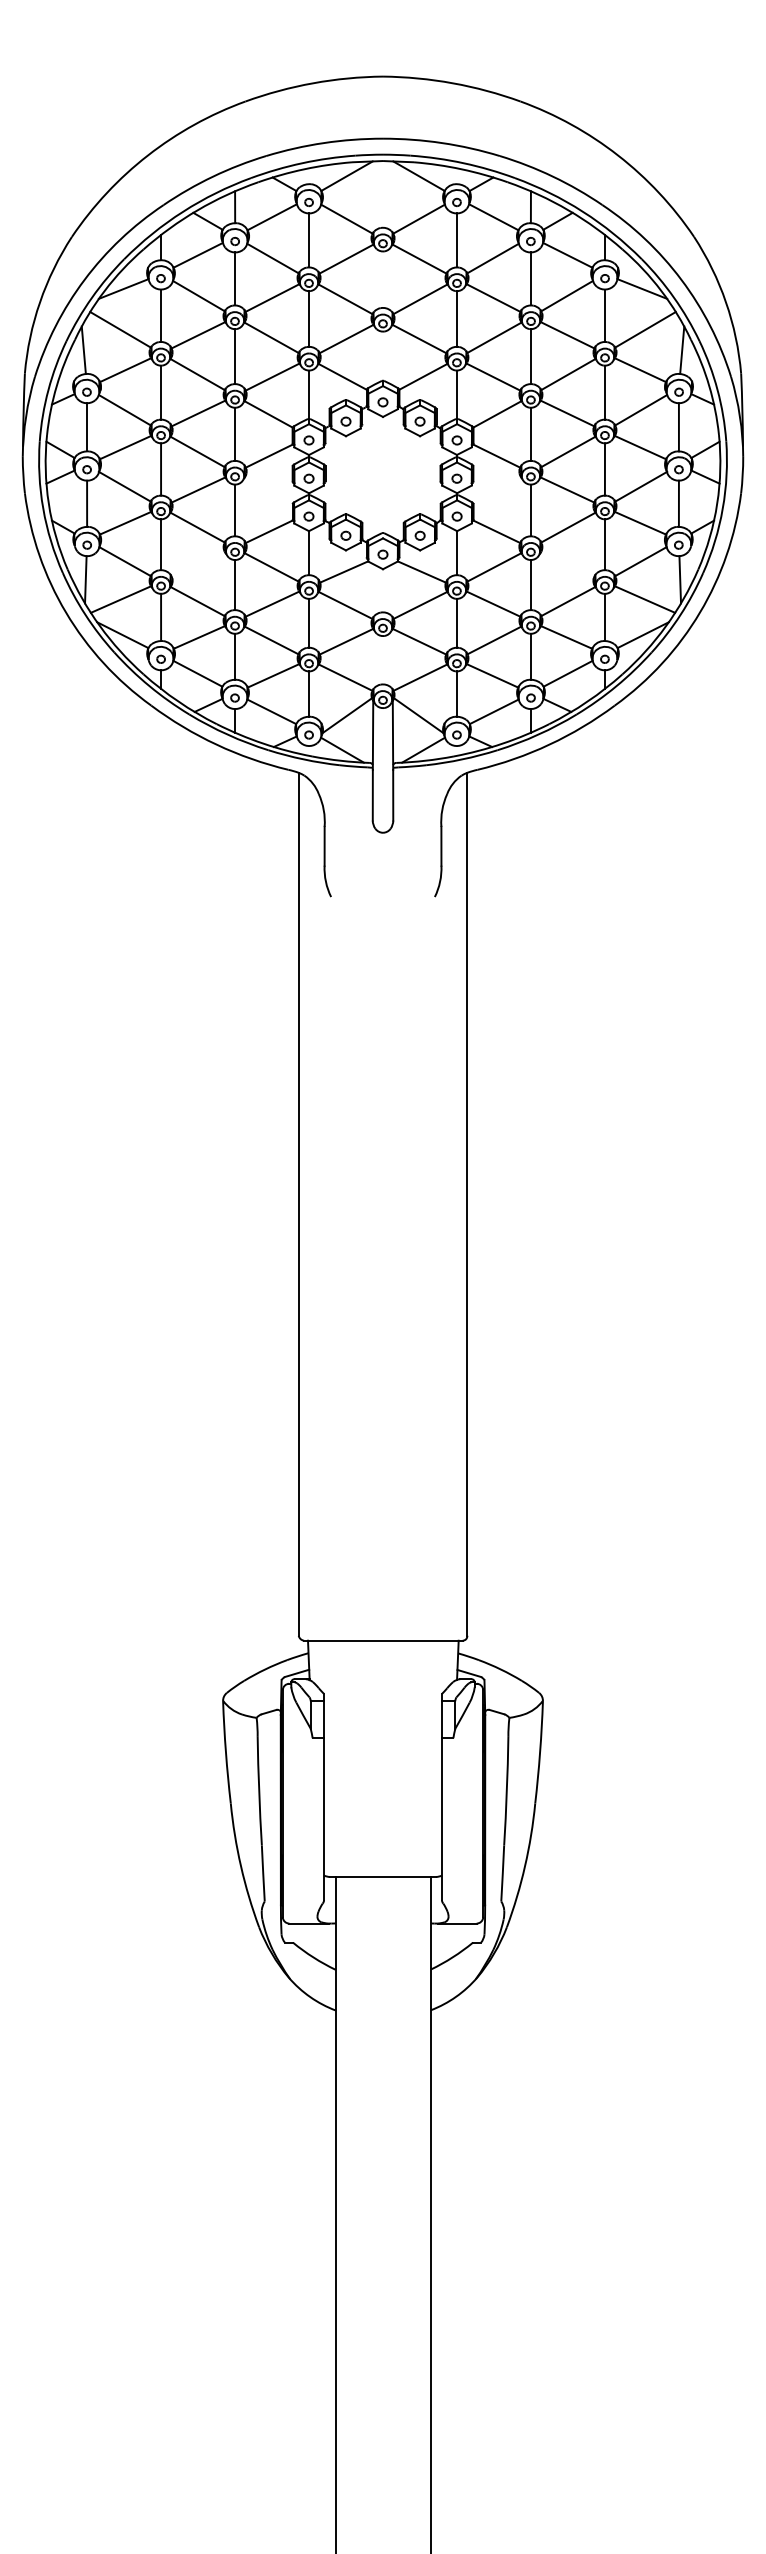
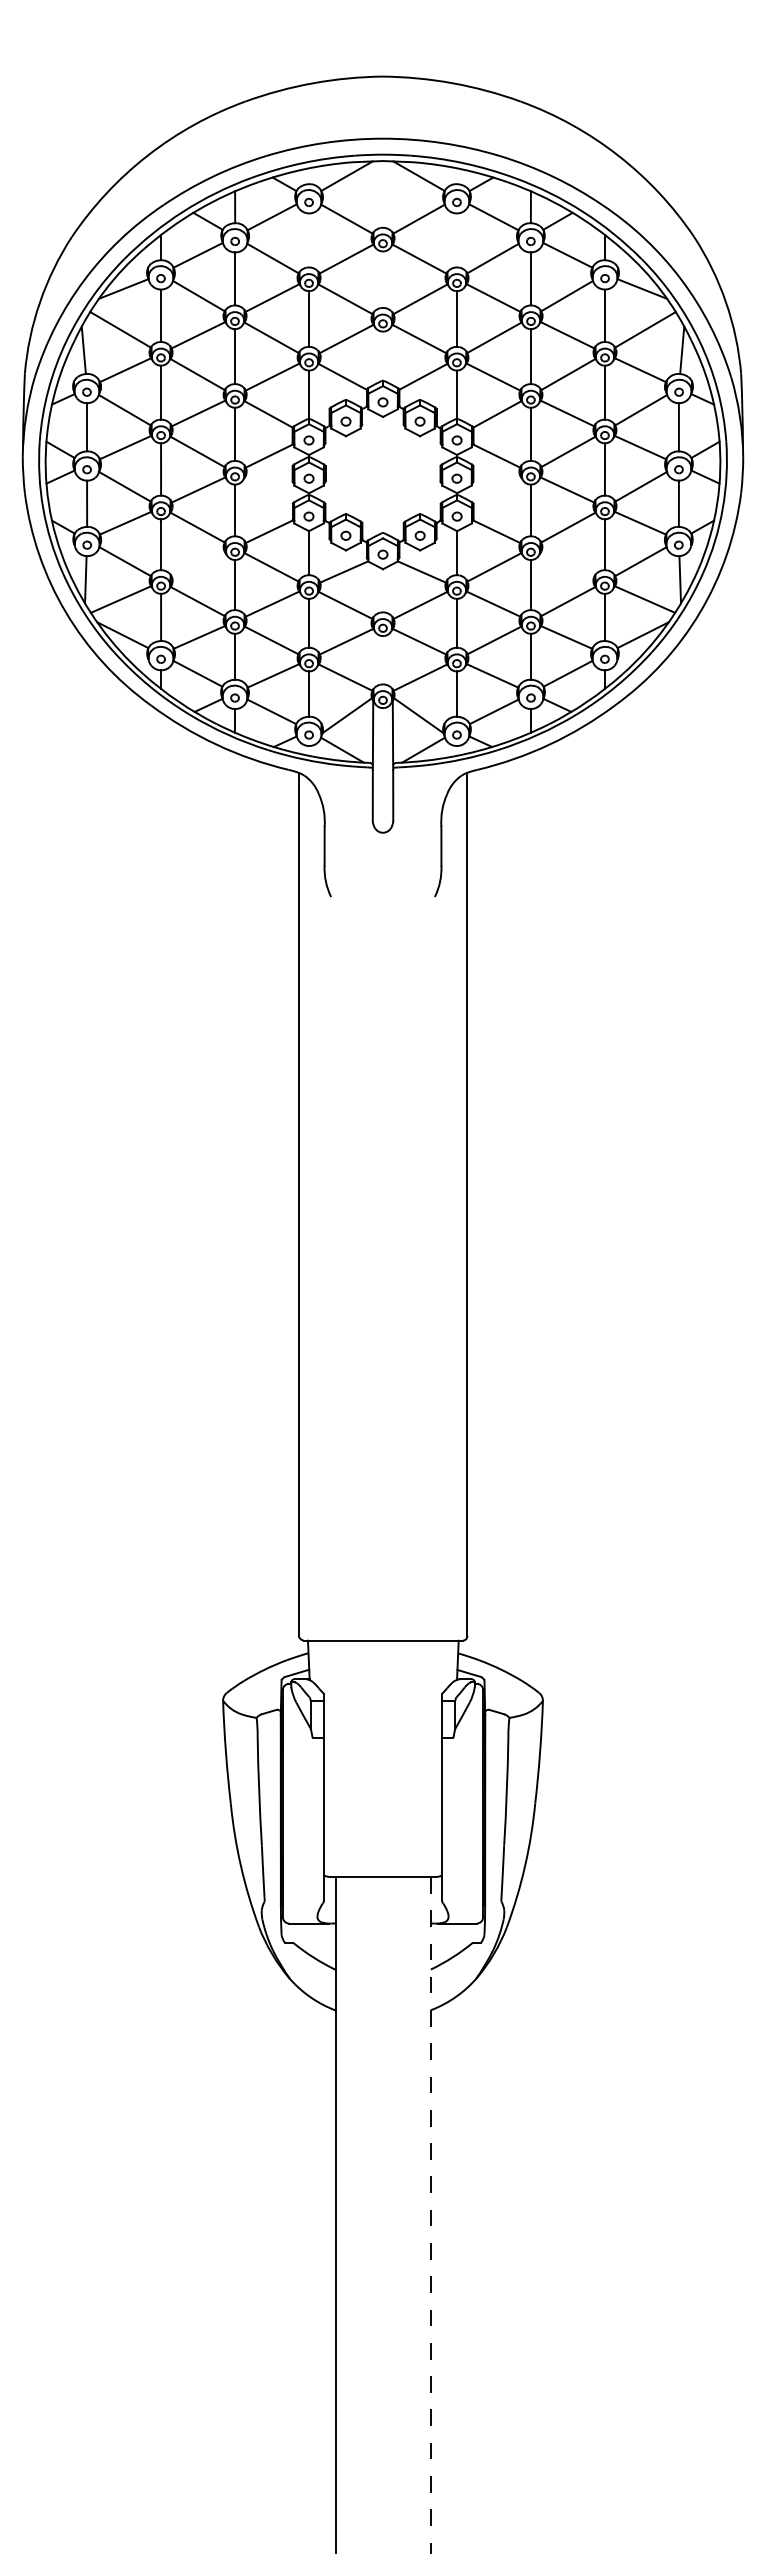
line: present -> none (309, 240)
line: present -> none (457, 240)
line: solid -> dashed (430, 2215)
